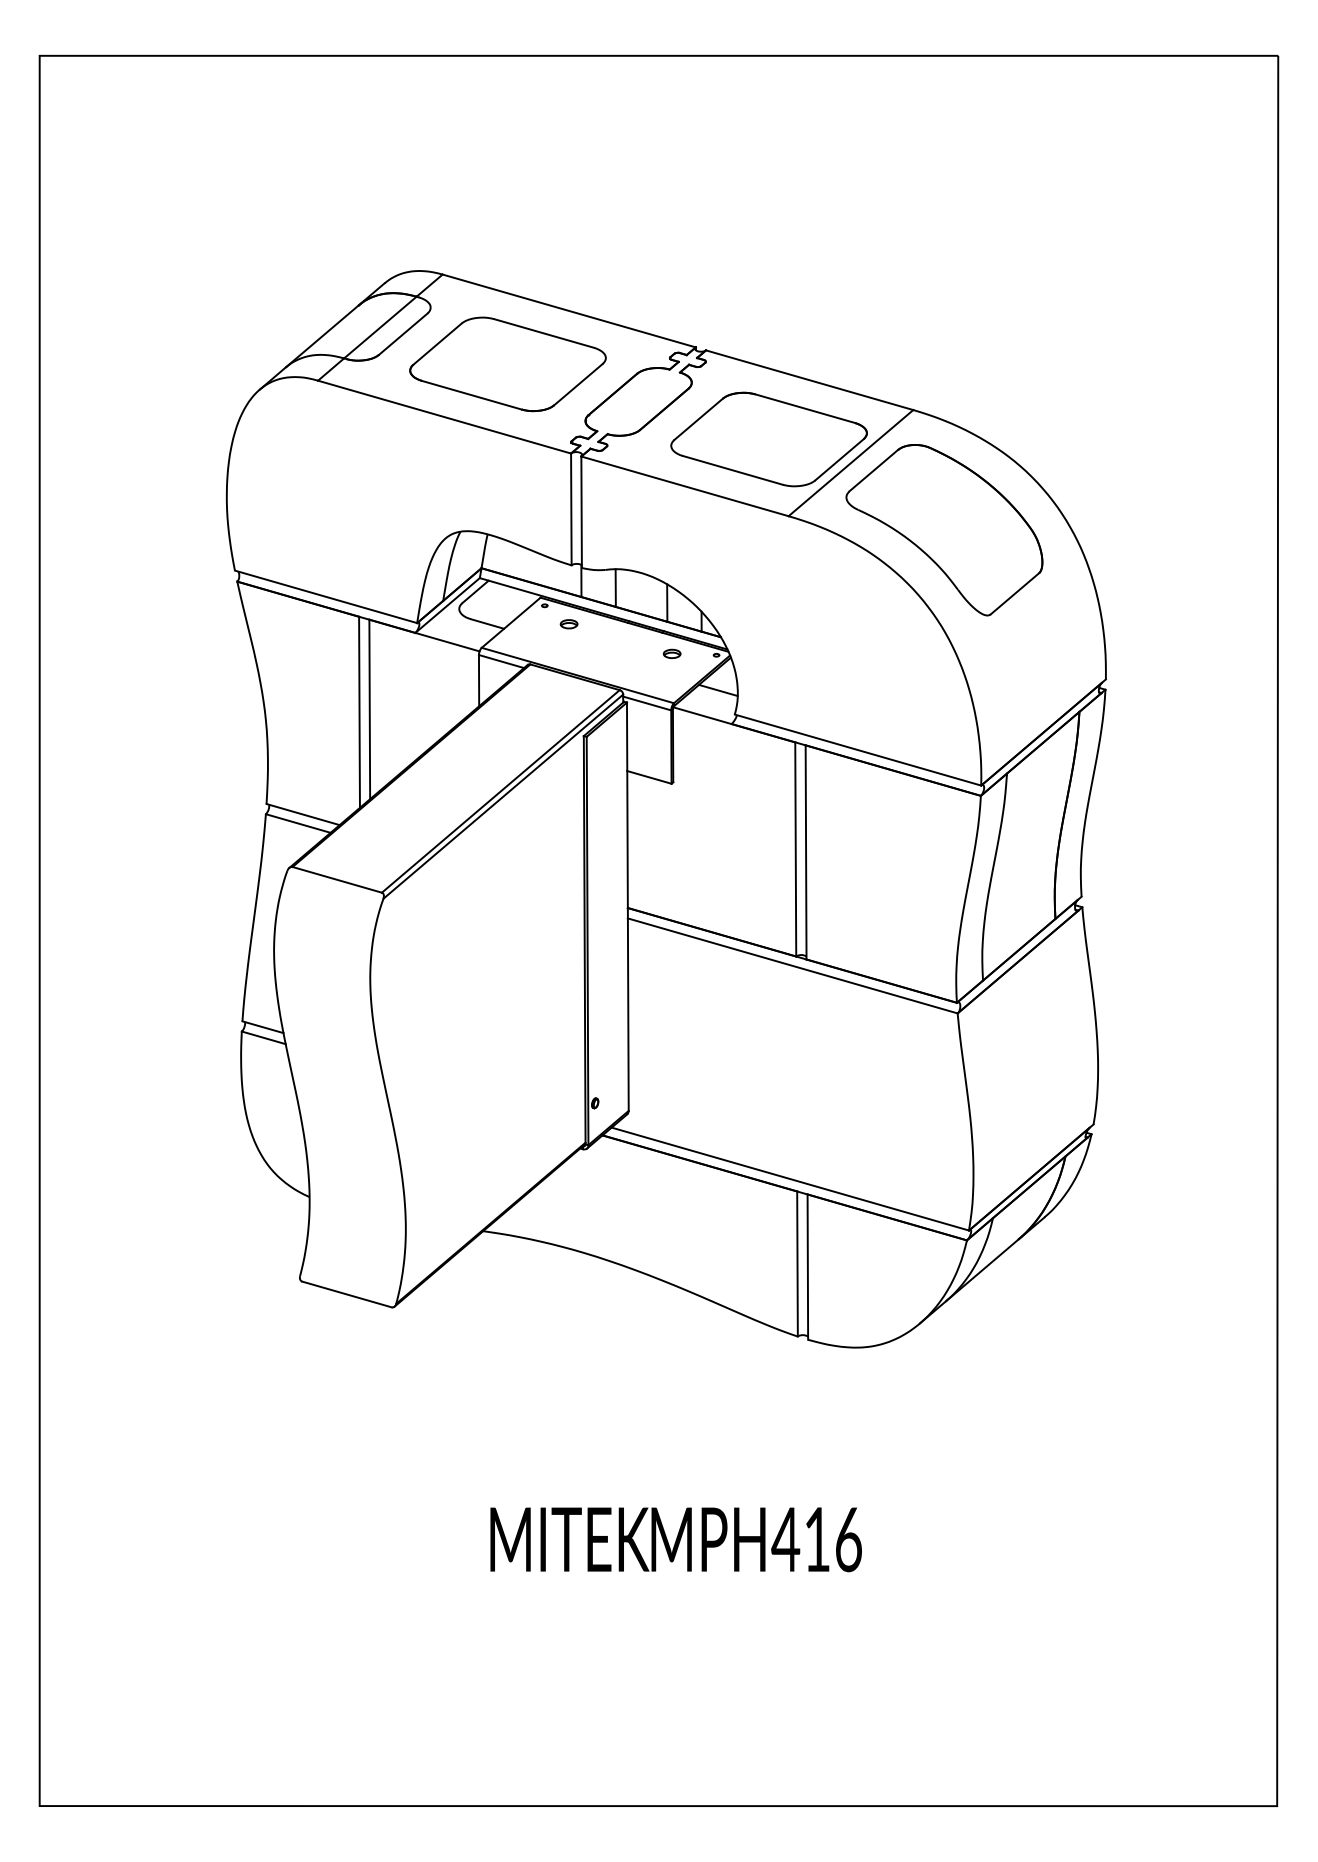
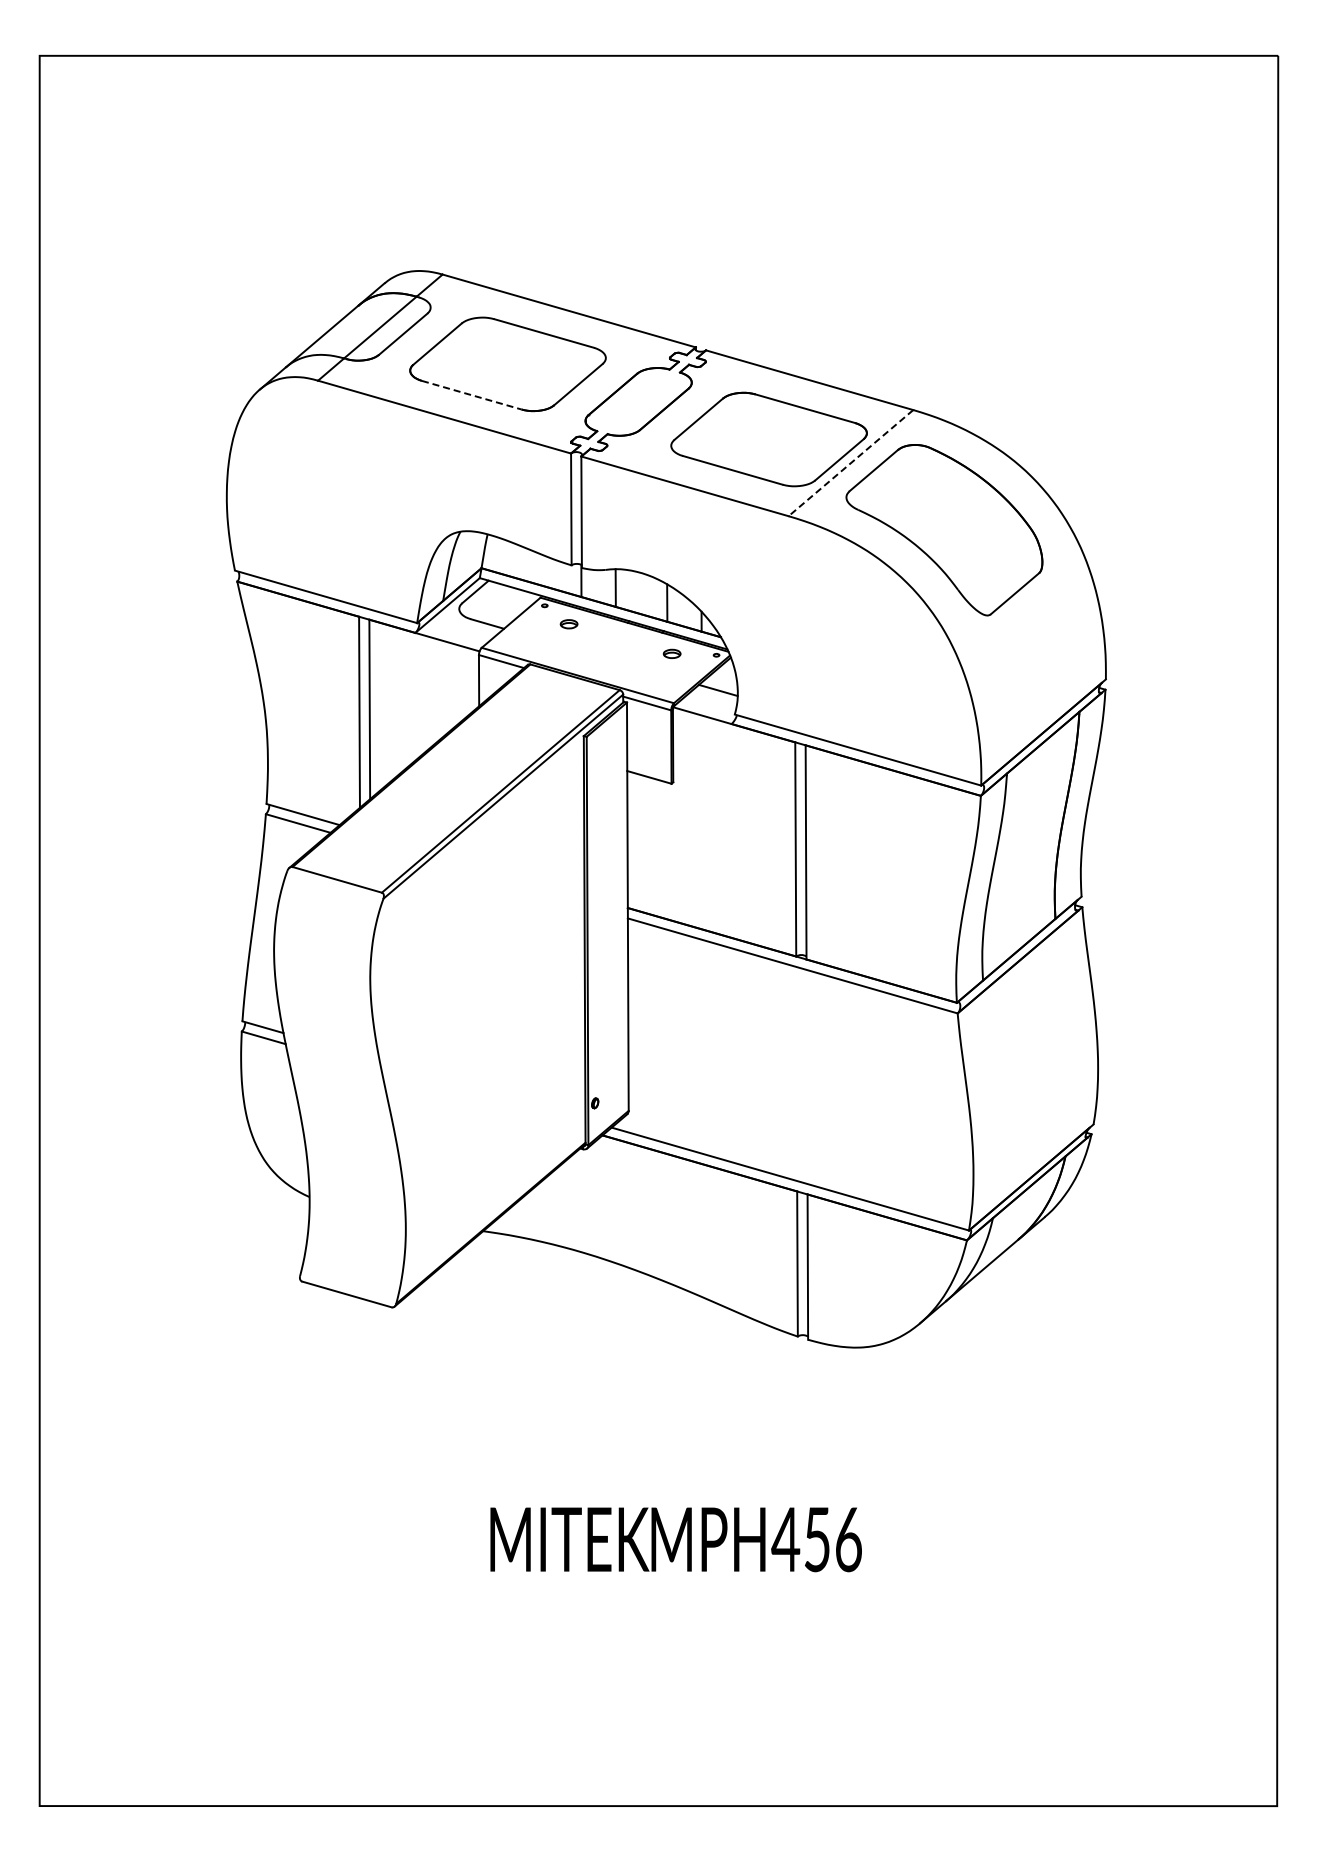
line: solid -> dashed (471, 395)
line: solid -> dashed (850, 463)
text: MPH416 -> MPH456 (817, 1539)
